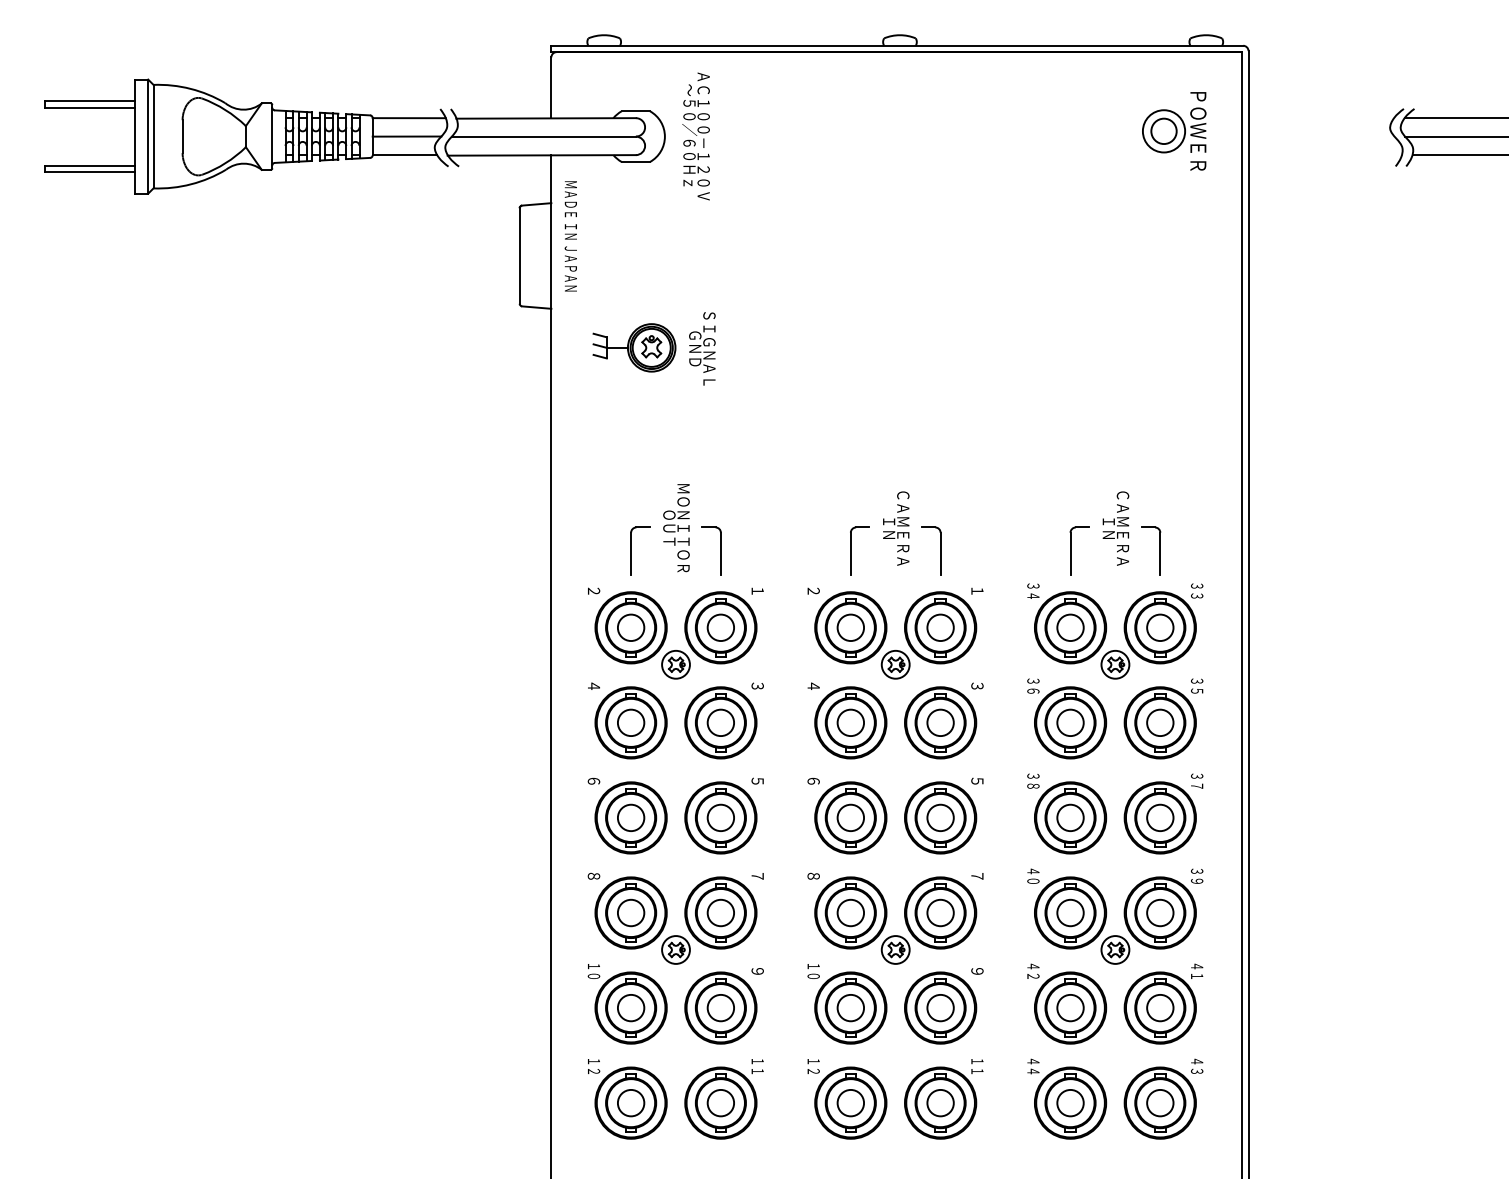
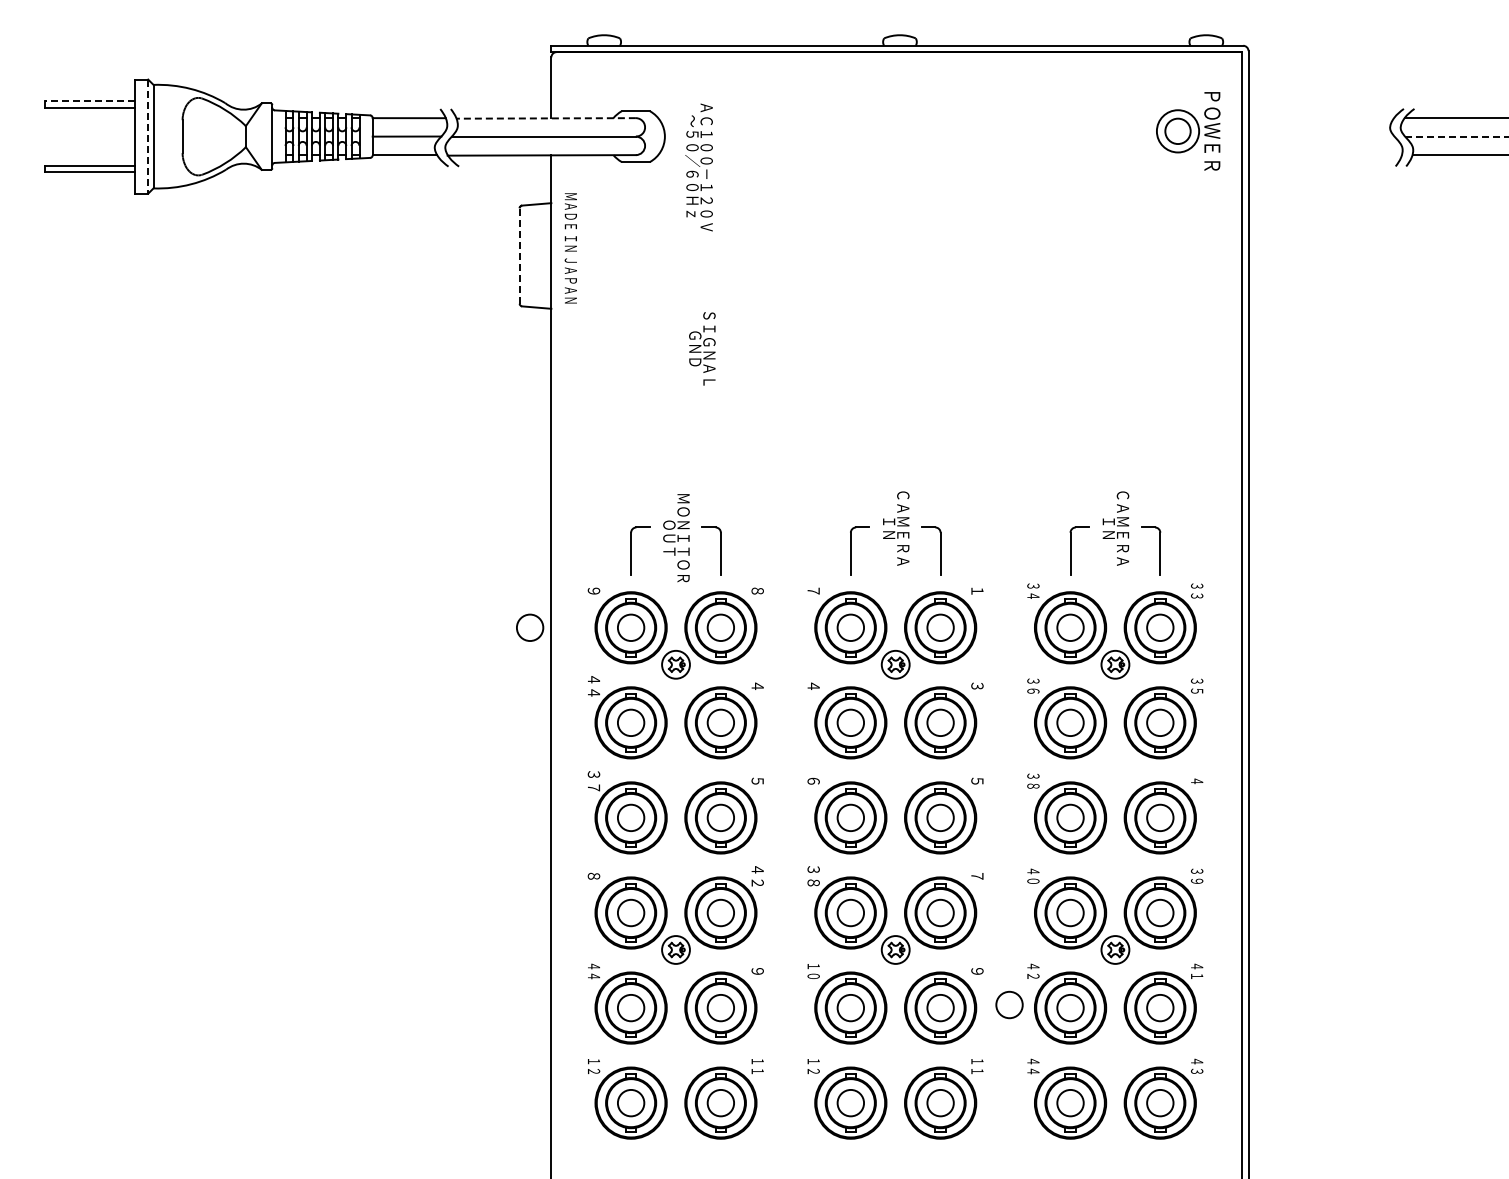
line: solid -> dashed (90, 101)
line: solid -> dashed (546, 118)
part position: (1174, 131) -> (1188, 131) (1188, 131)
text position: (695, 136) -> (698, 167) (698, 167)
line: solid -> dashed (1457, 136)
line: solid -> dashed (148, 137)
text position: (570, 236) -> (570, 248) (570, 248)
line: solid -> dashed (519, 256)
part: present -> none (634, 347)
text position: (676, 528) -> (676, 538) (676, 538)
text: ２ -> ９ (593, 590)
text: １ -> ８ (757, 590)
text: ２ -> ７ (813, 590)
circle: none -> present (530, 627)
text: ３ -> ４ (757, 685)
text: ４ -> ４４ (594, 686)
text: ３７ -> ４ (1197, 780)
text: ６ -> ３７ (593, 781)
text: ７ -> ４２ (757, 876)
text: ８ -> ３８ (813, 876)
text: １０ -> ４４ (593, 971)
circle: none -> present (1009, 1004)
